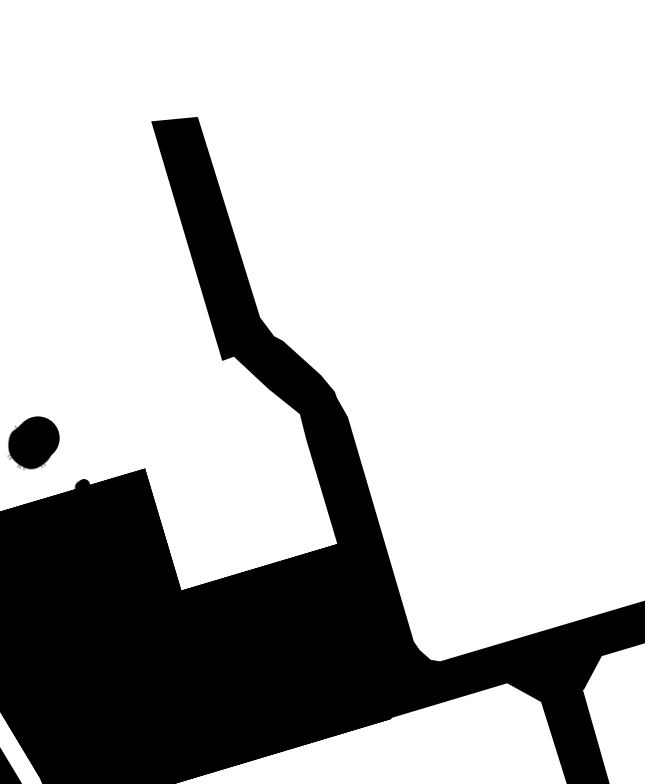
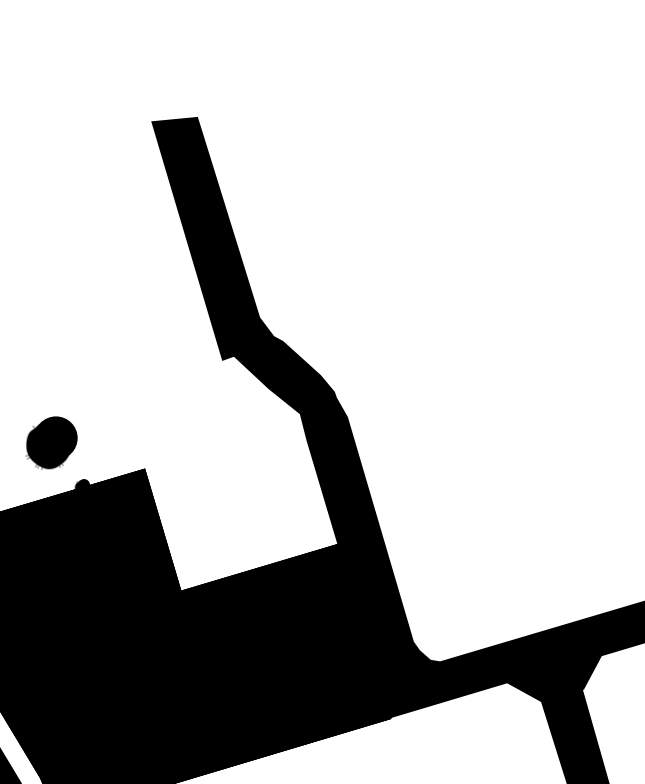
part position: (33, 442) -> (51, 442) (51, 442)
